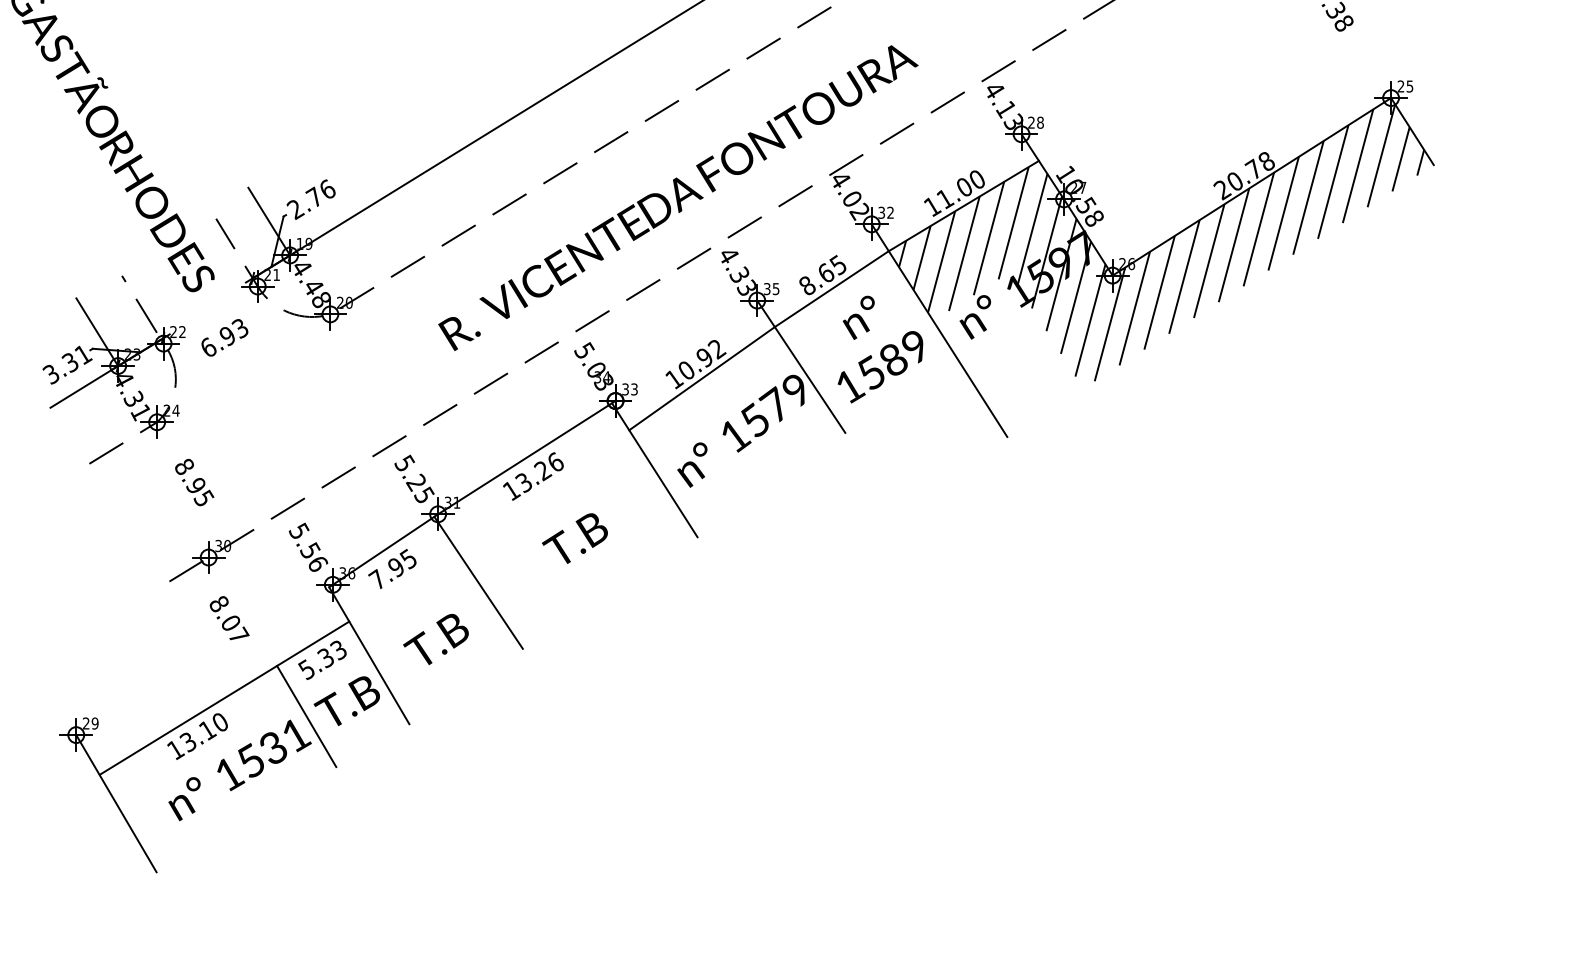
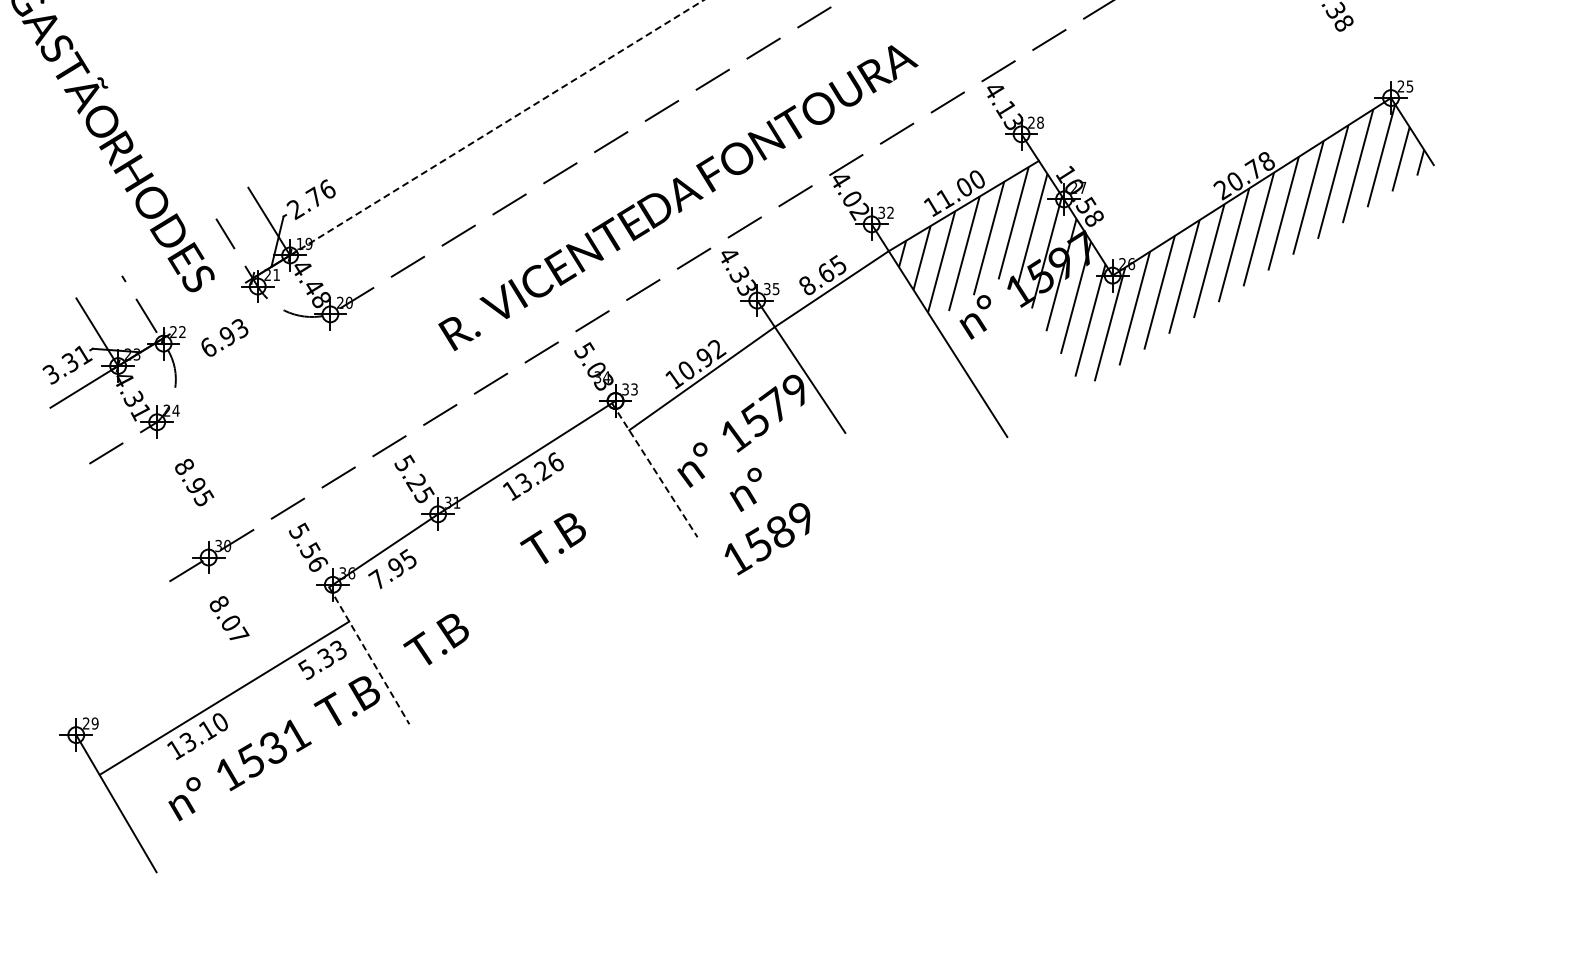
line: solid -> dashed (496, 127)
text position: (880, 349) -> (767, 521) (767, 521)
line: solid -> dashed (655, 470)
text position: (574, 538) -> (552, 538) (552, 538)
line: present -> none (478, 582)
line: solid -> dashed (369, 656)
line: present -> none (306, 716)
